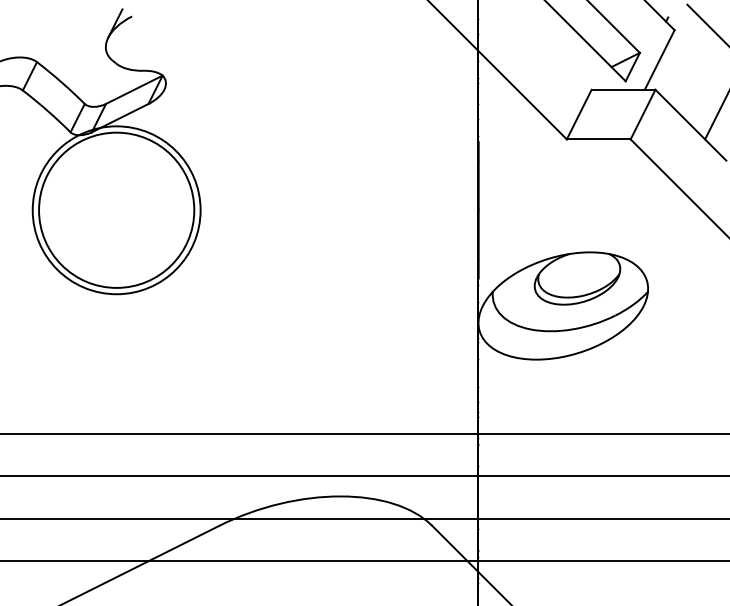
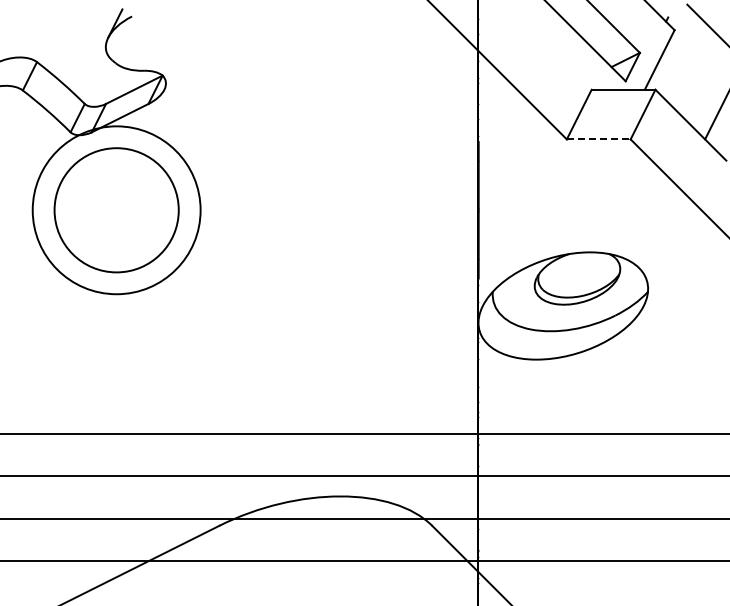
line: solid -> dashed (598, 139)
circle diameter: 155 px -> 124 px (116, 210)
